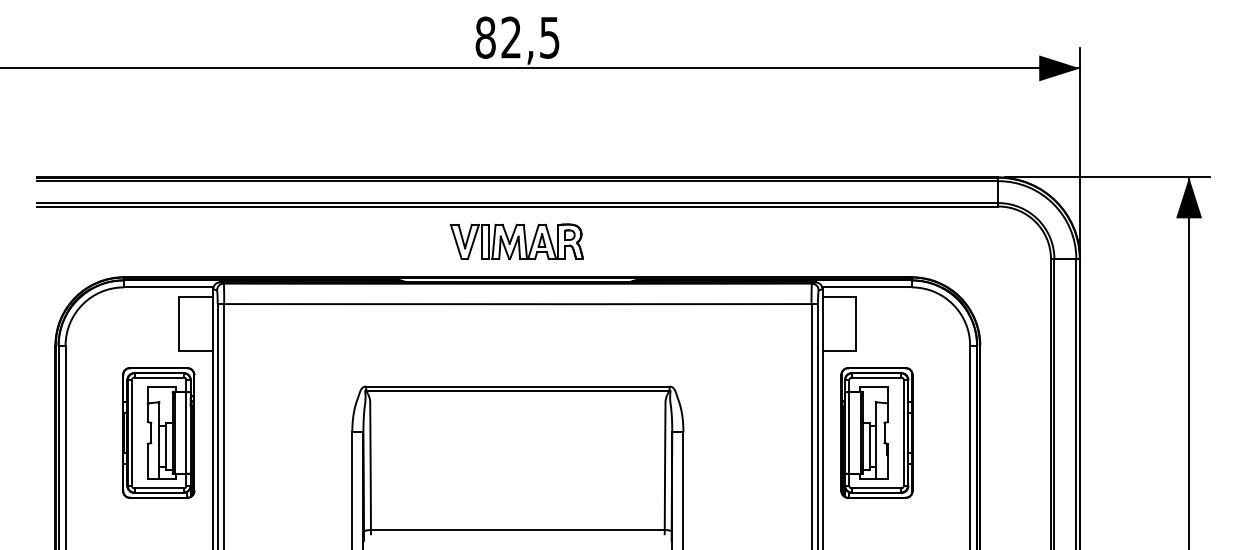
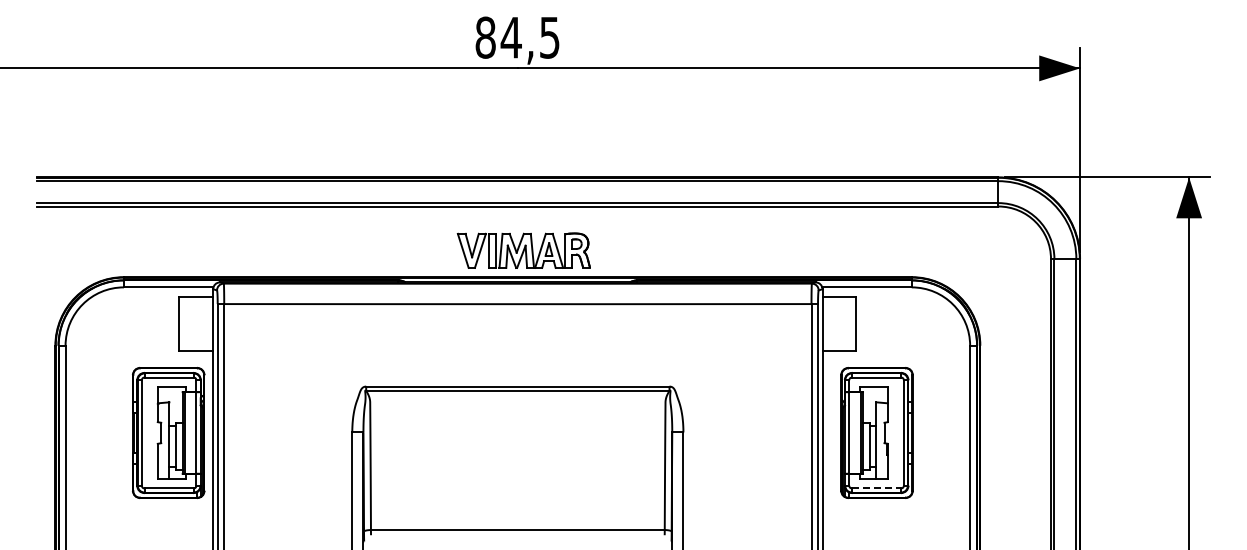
text: 82,5 -> 84,5 (510, 37)
part position: (516, 241) -> (523, 250) (523, 250)
part position: (158, 432) -> (168, 432) (168, 432)
line: solid -> dashed (876, 488)
